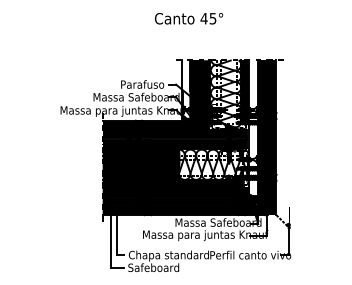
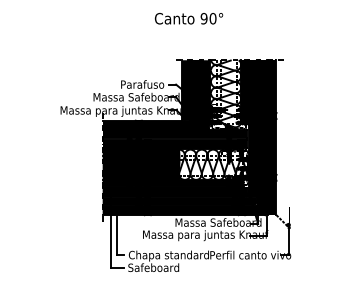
text: 45° -> 90° (208, 18)
fill: none -> present (186, 89)
fill: none -> present (253, 128)
